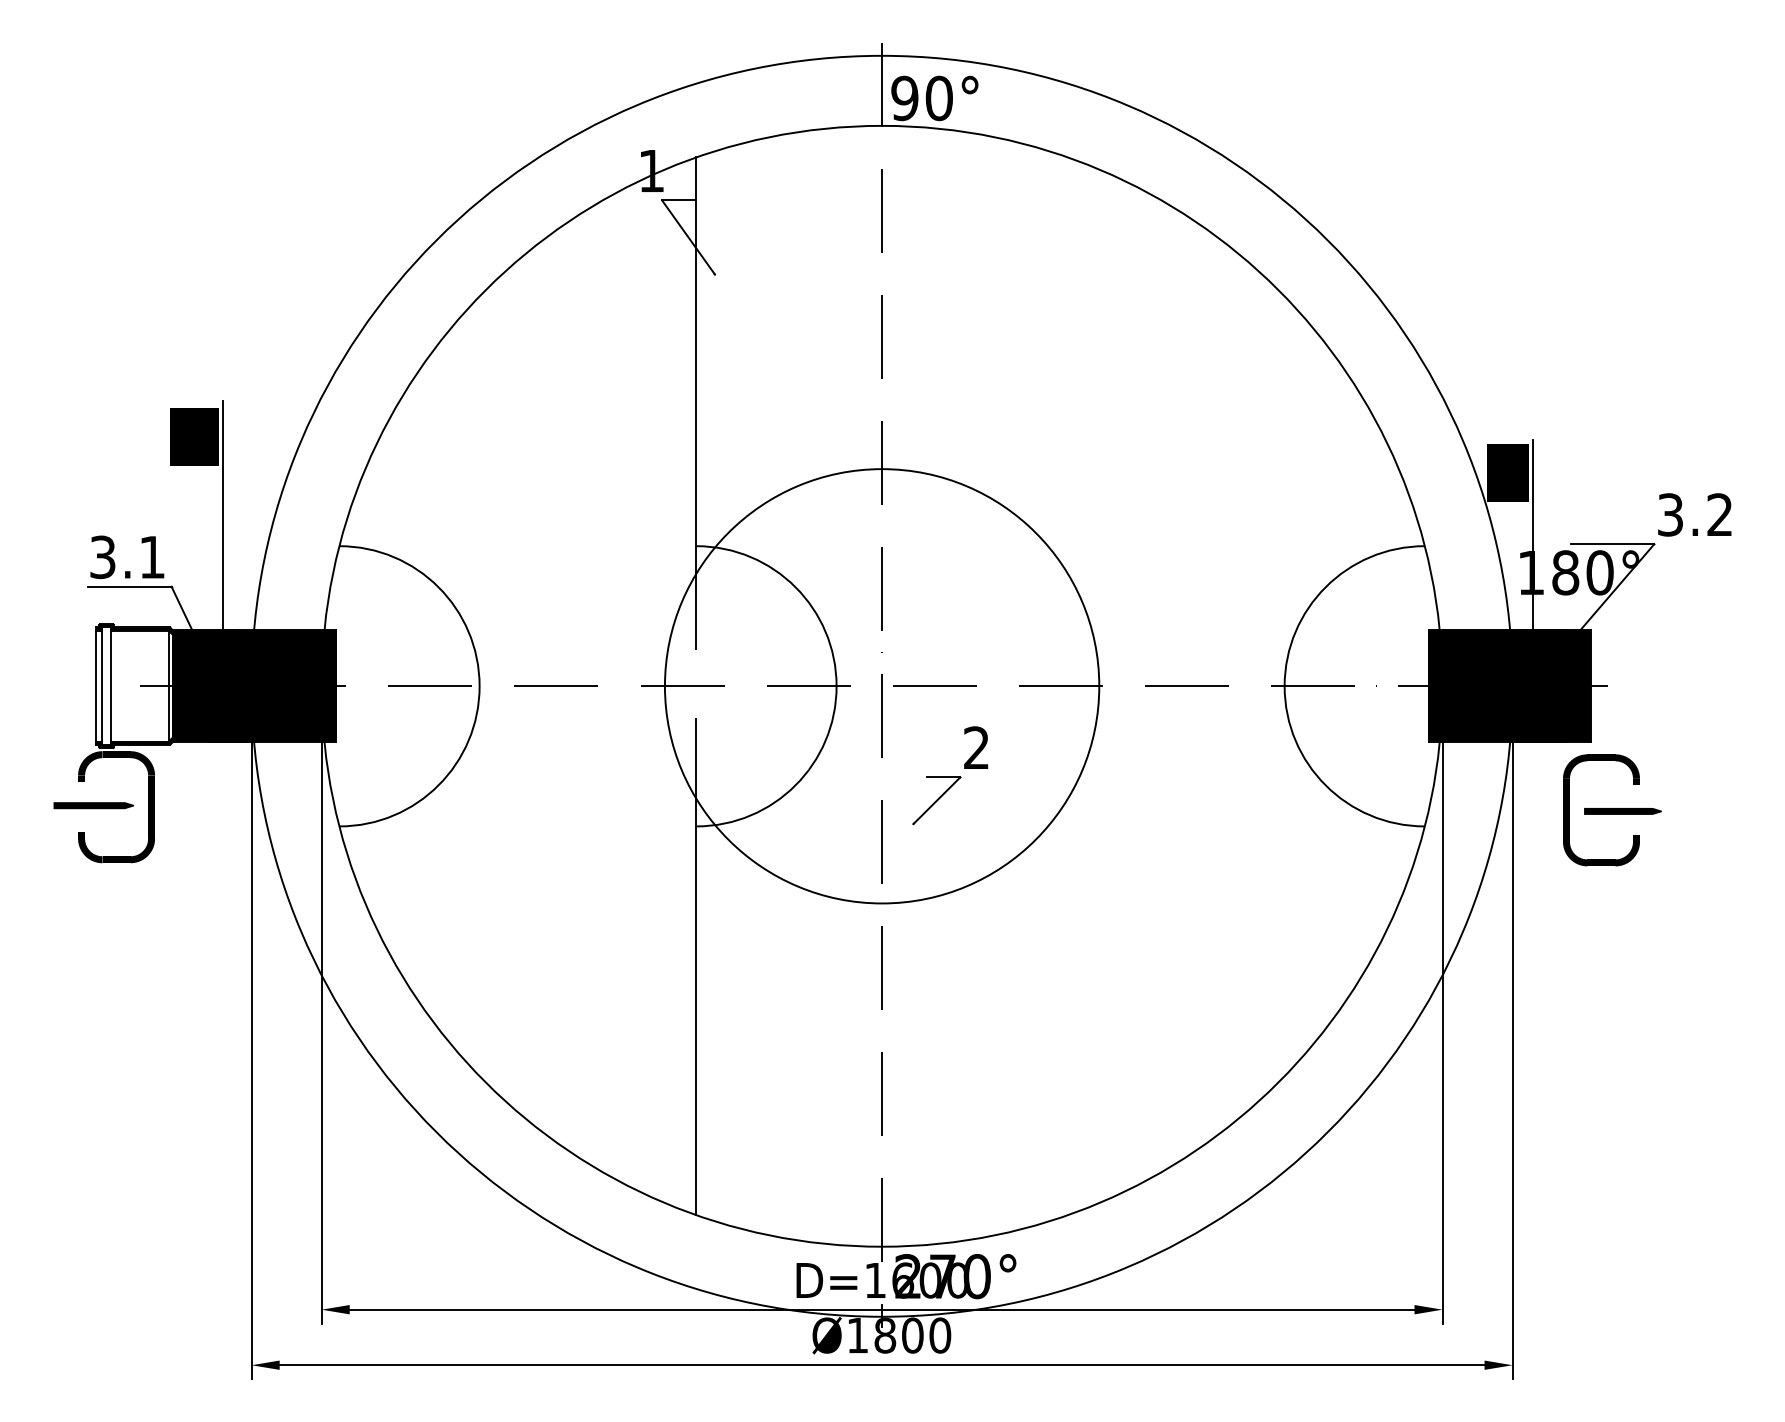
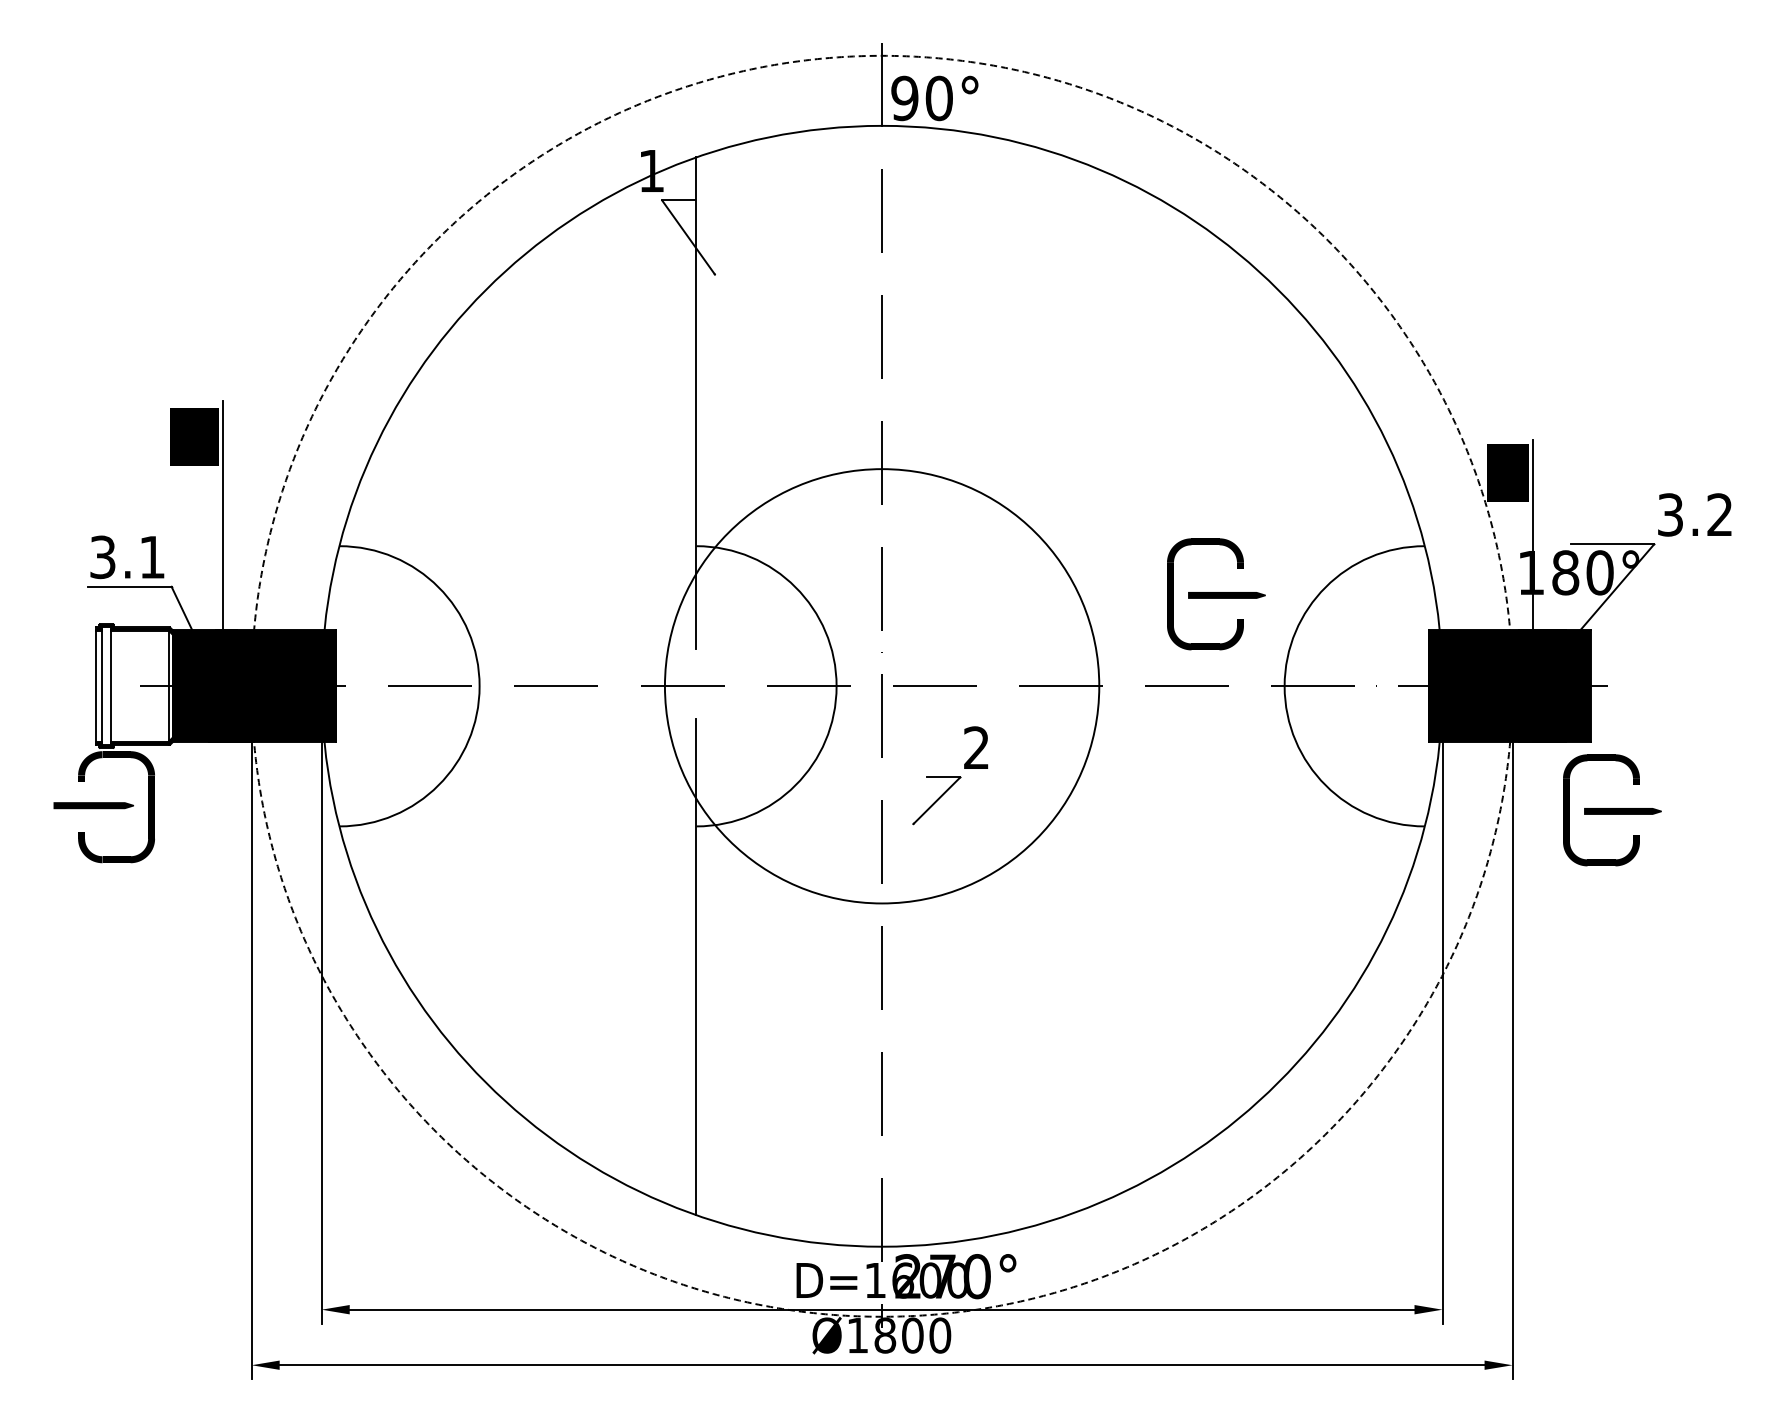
part: none -> present (1216, 594)
circle: solid -> dashed (881, 685)
